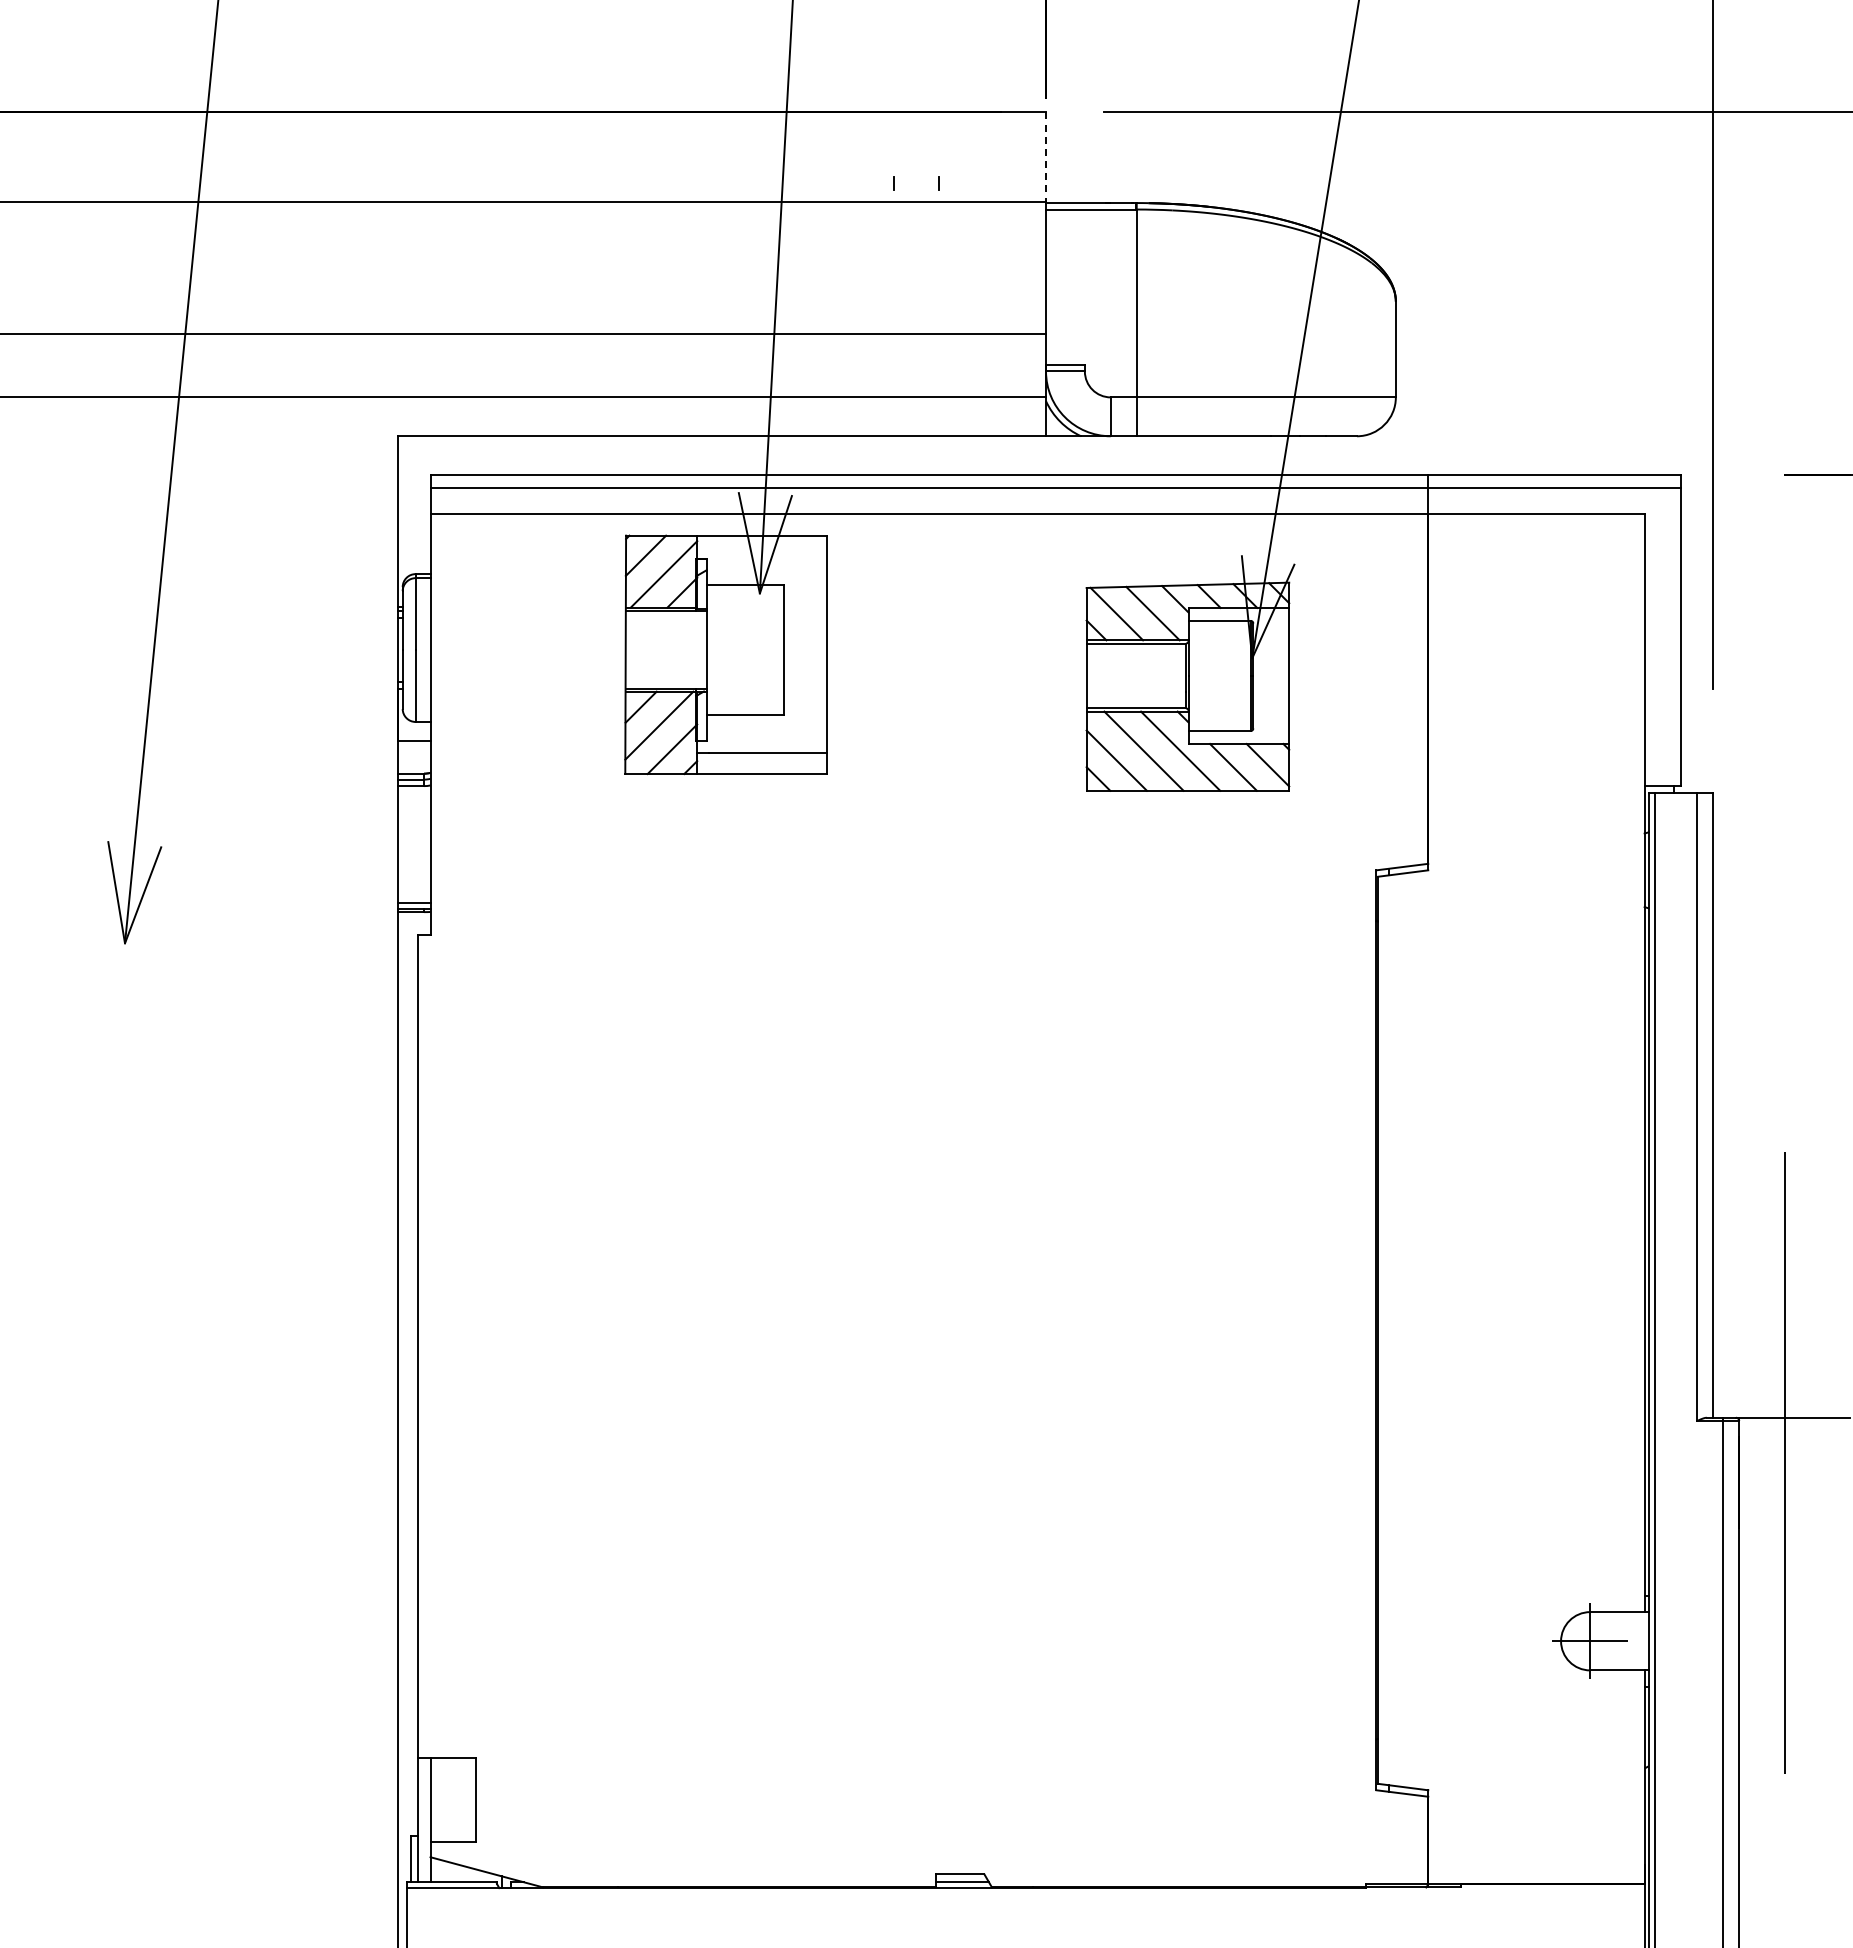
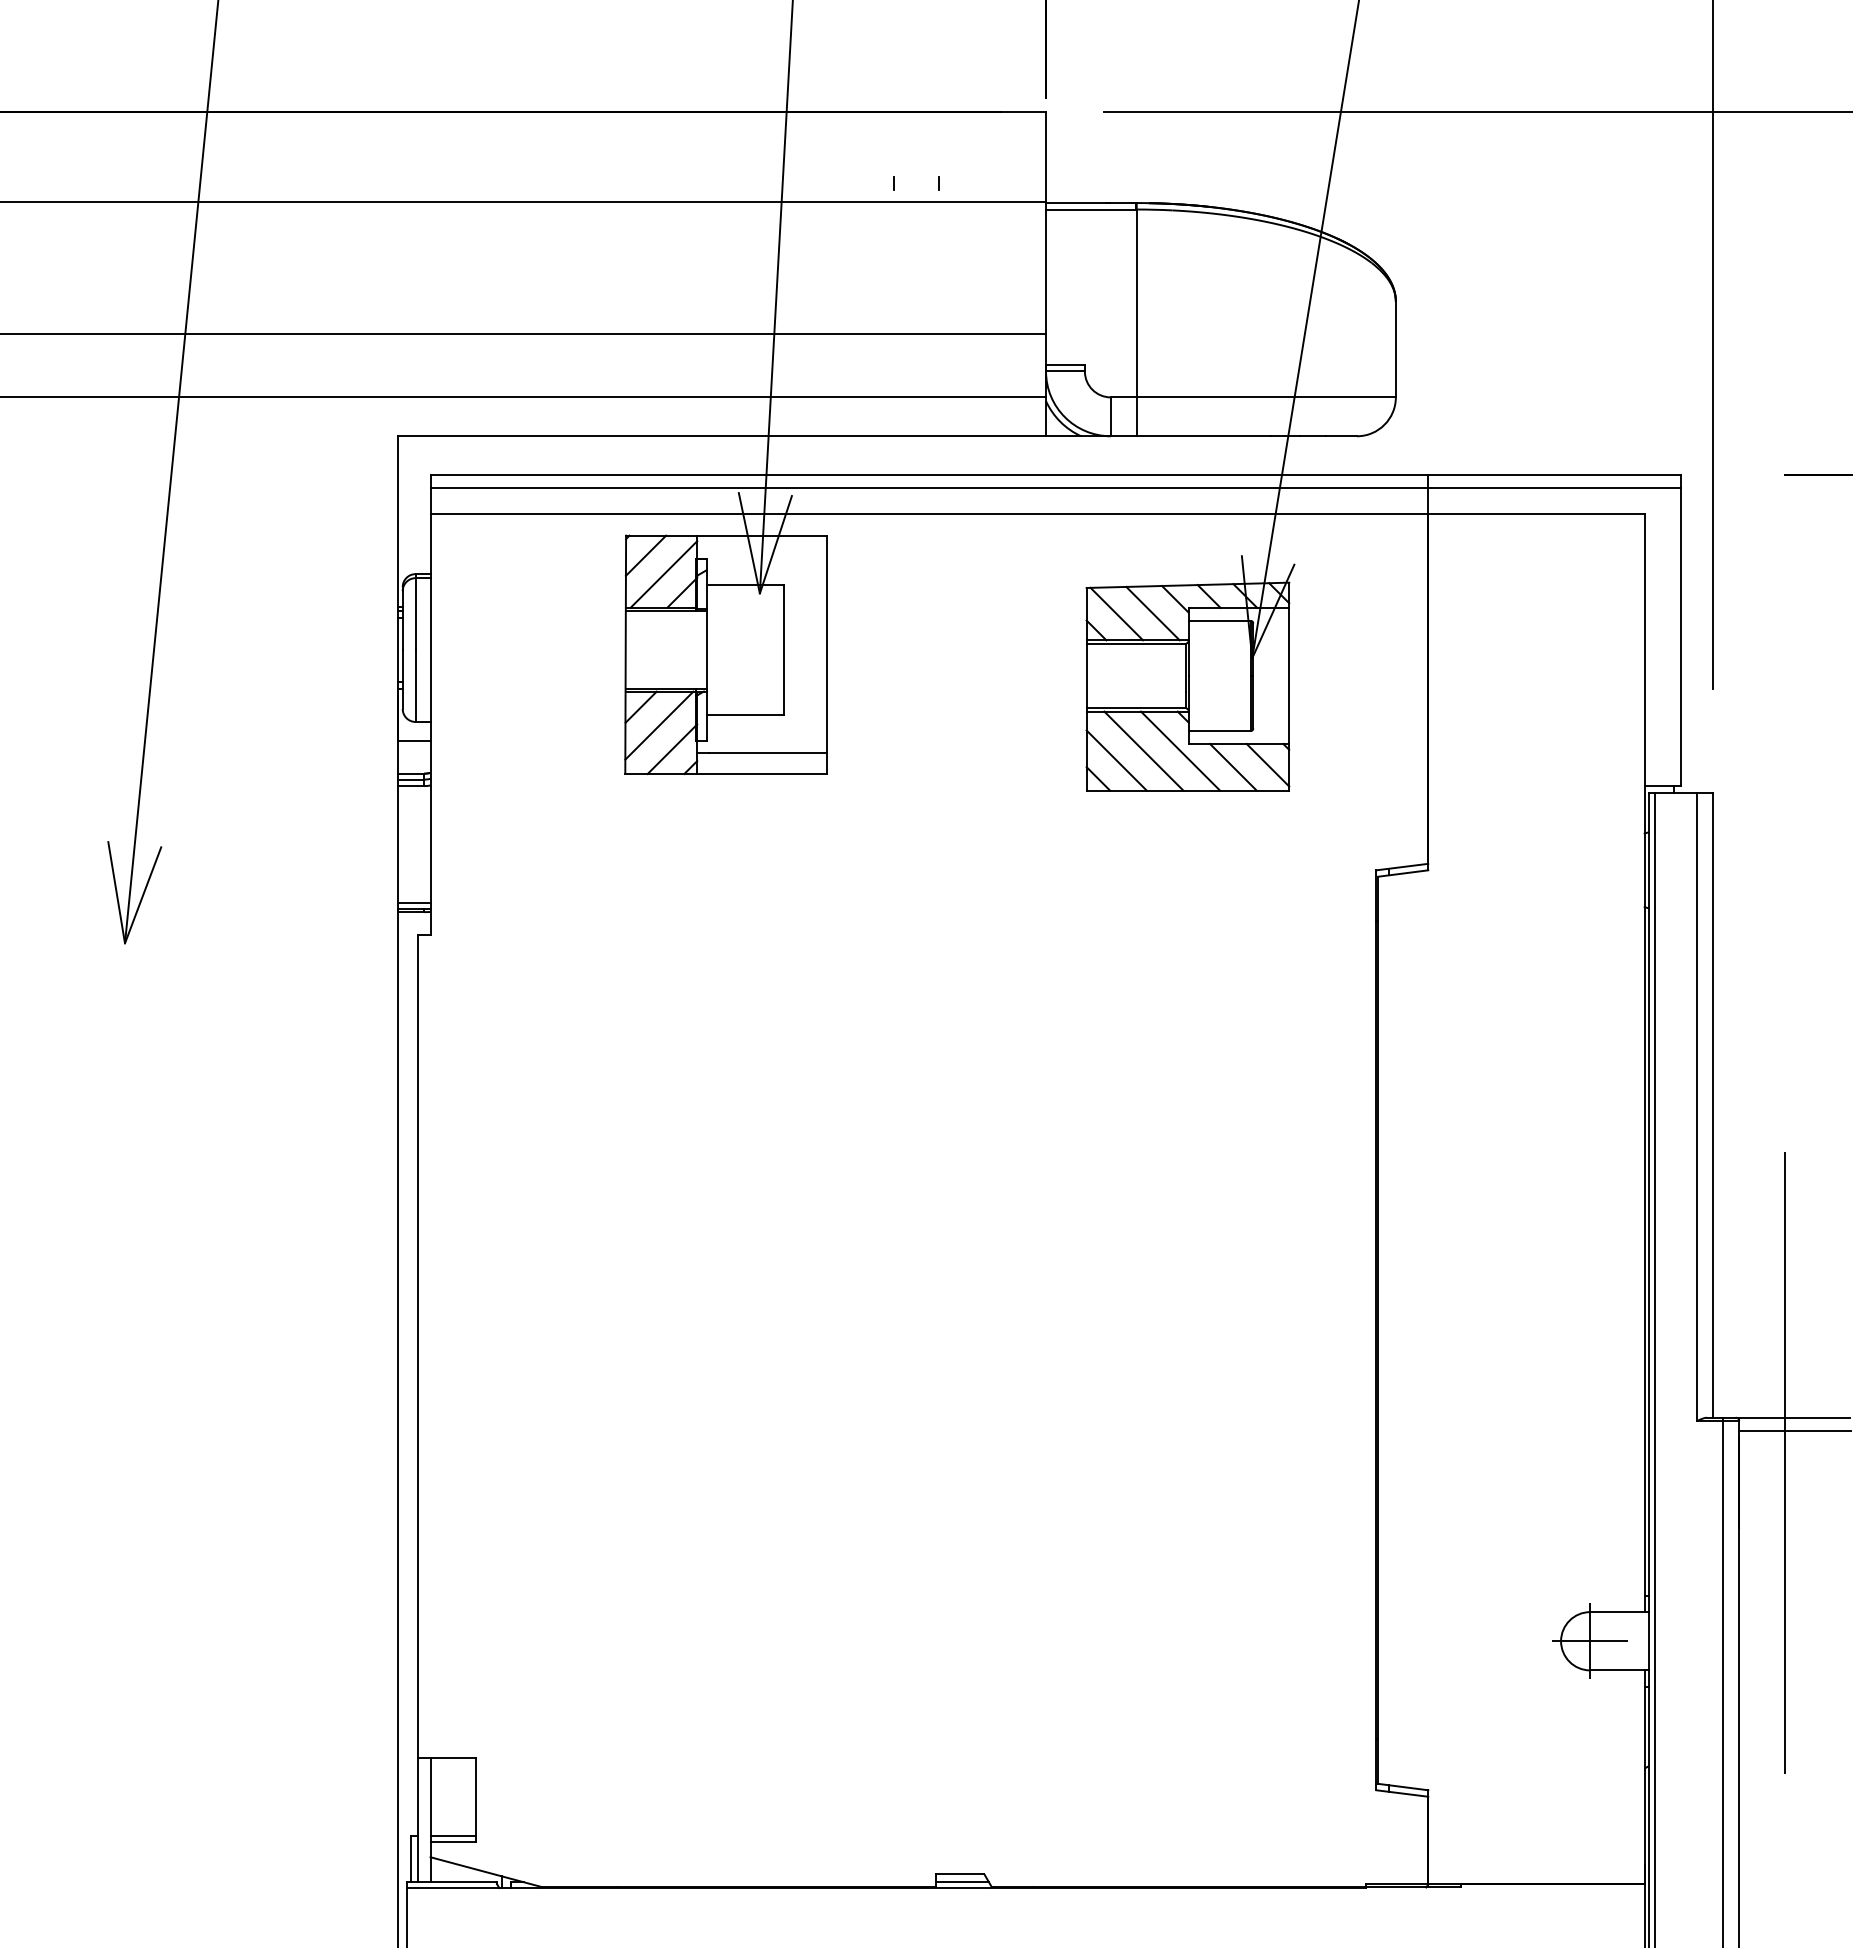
line: dashed -> solid (1046, 157)
line: none -> present (1794, 1430)
line: none -> present (452, 1835)
